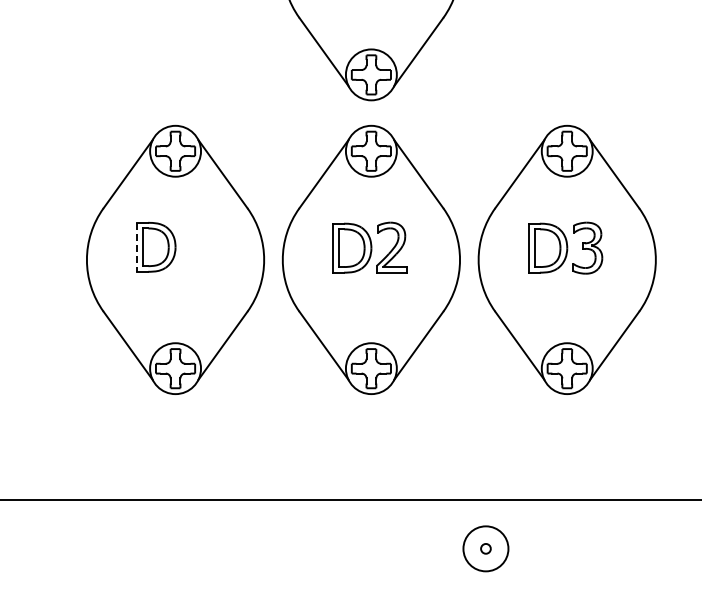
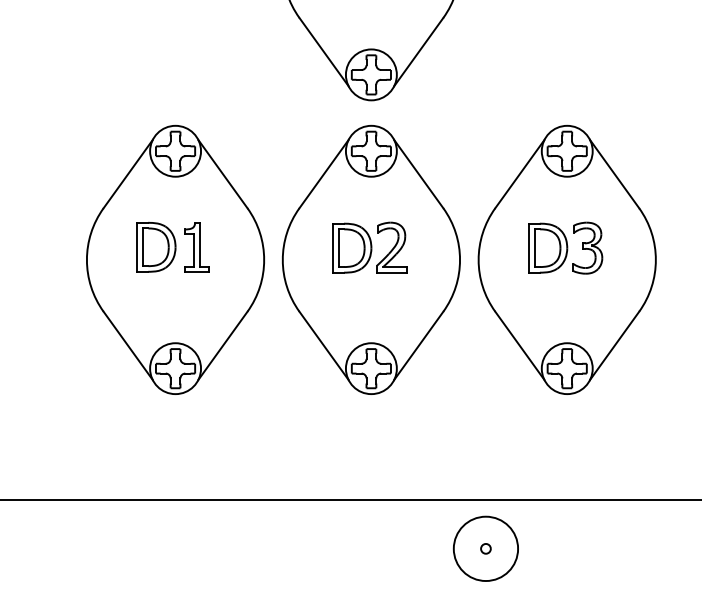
line: dashed -> solid (136, 247)
part: none -> present (196, 247)
circle diameter: 45 px -> 64 px (485, 548)
